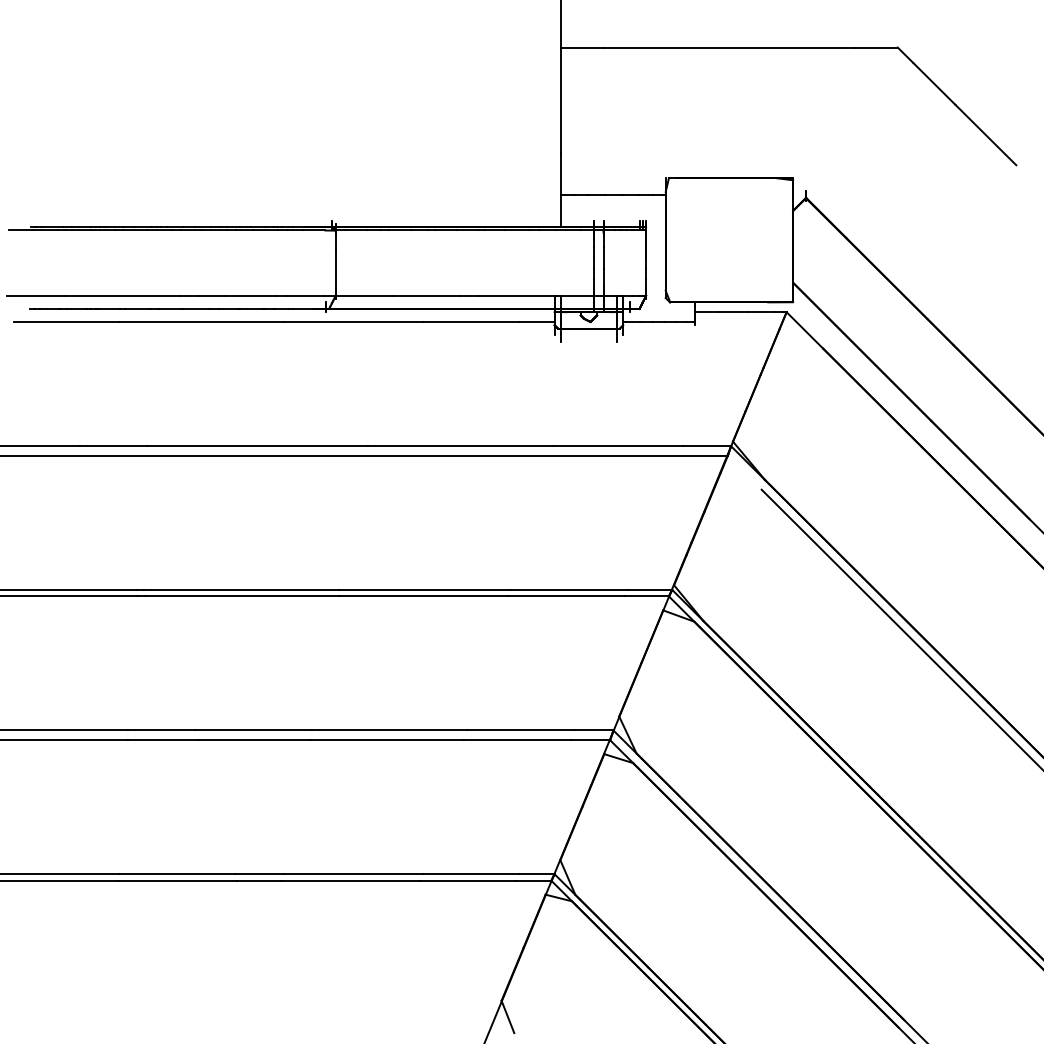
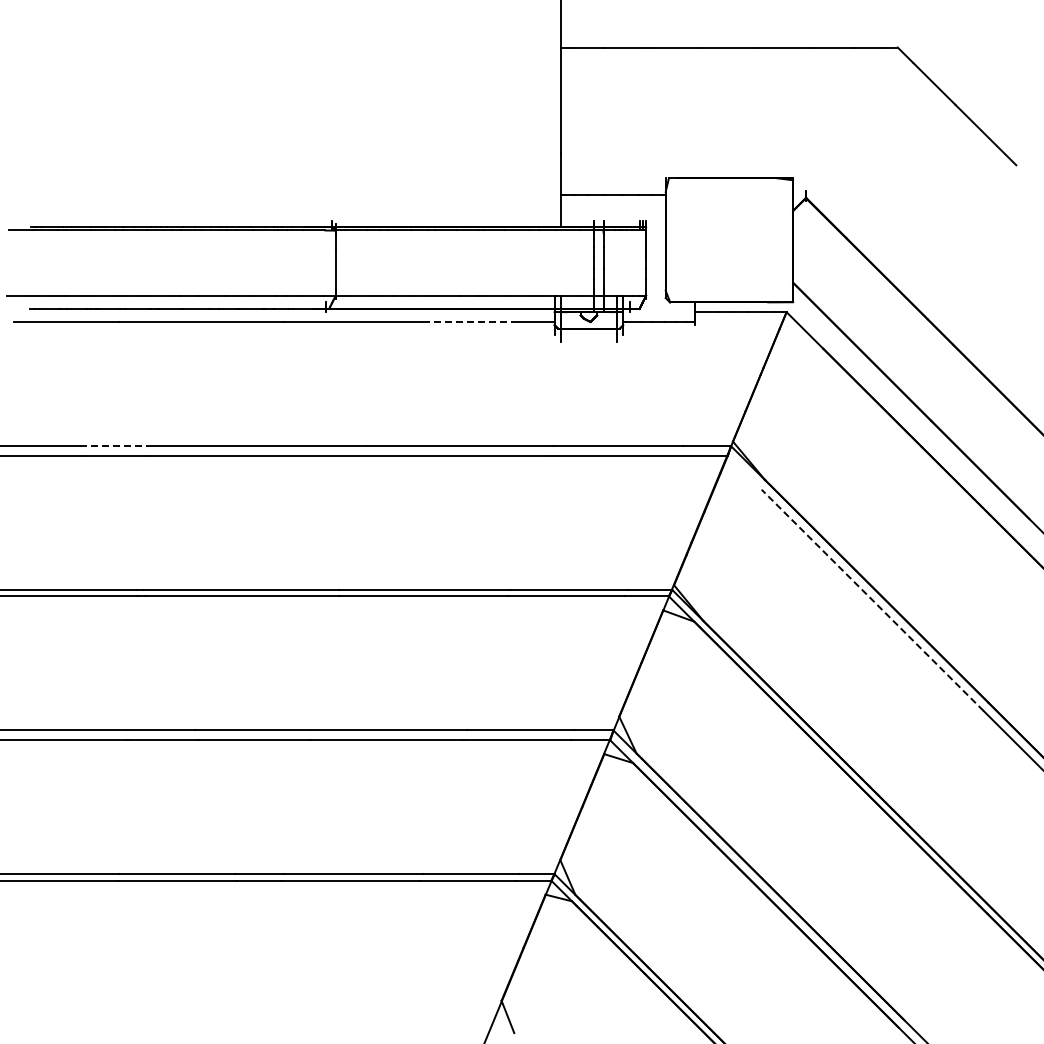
line: solid -> dashed (471, 321)
line: solid -> dashed (113, 446)
line: solid -> dashed (872, 600)
